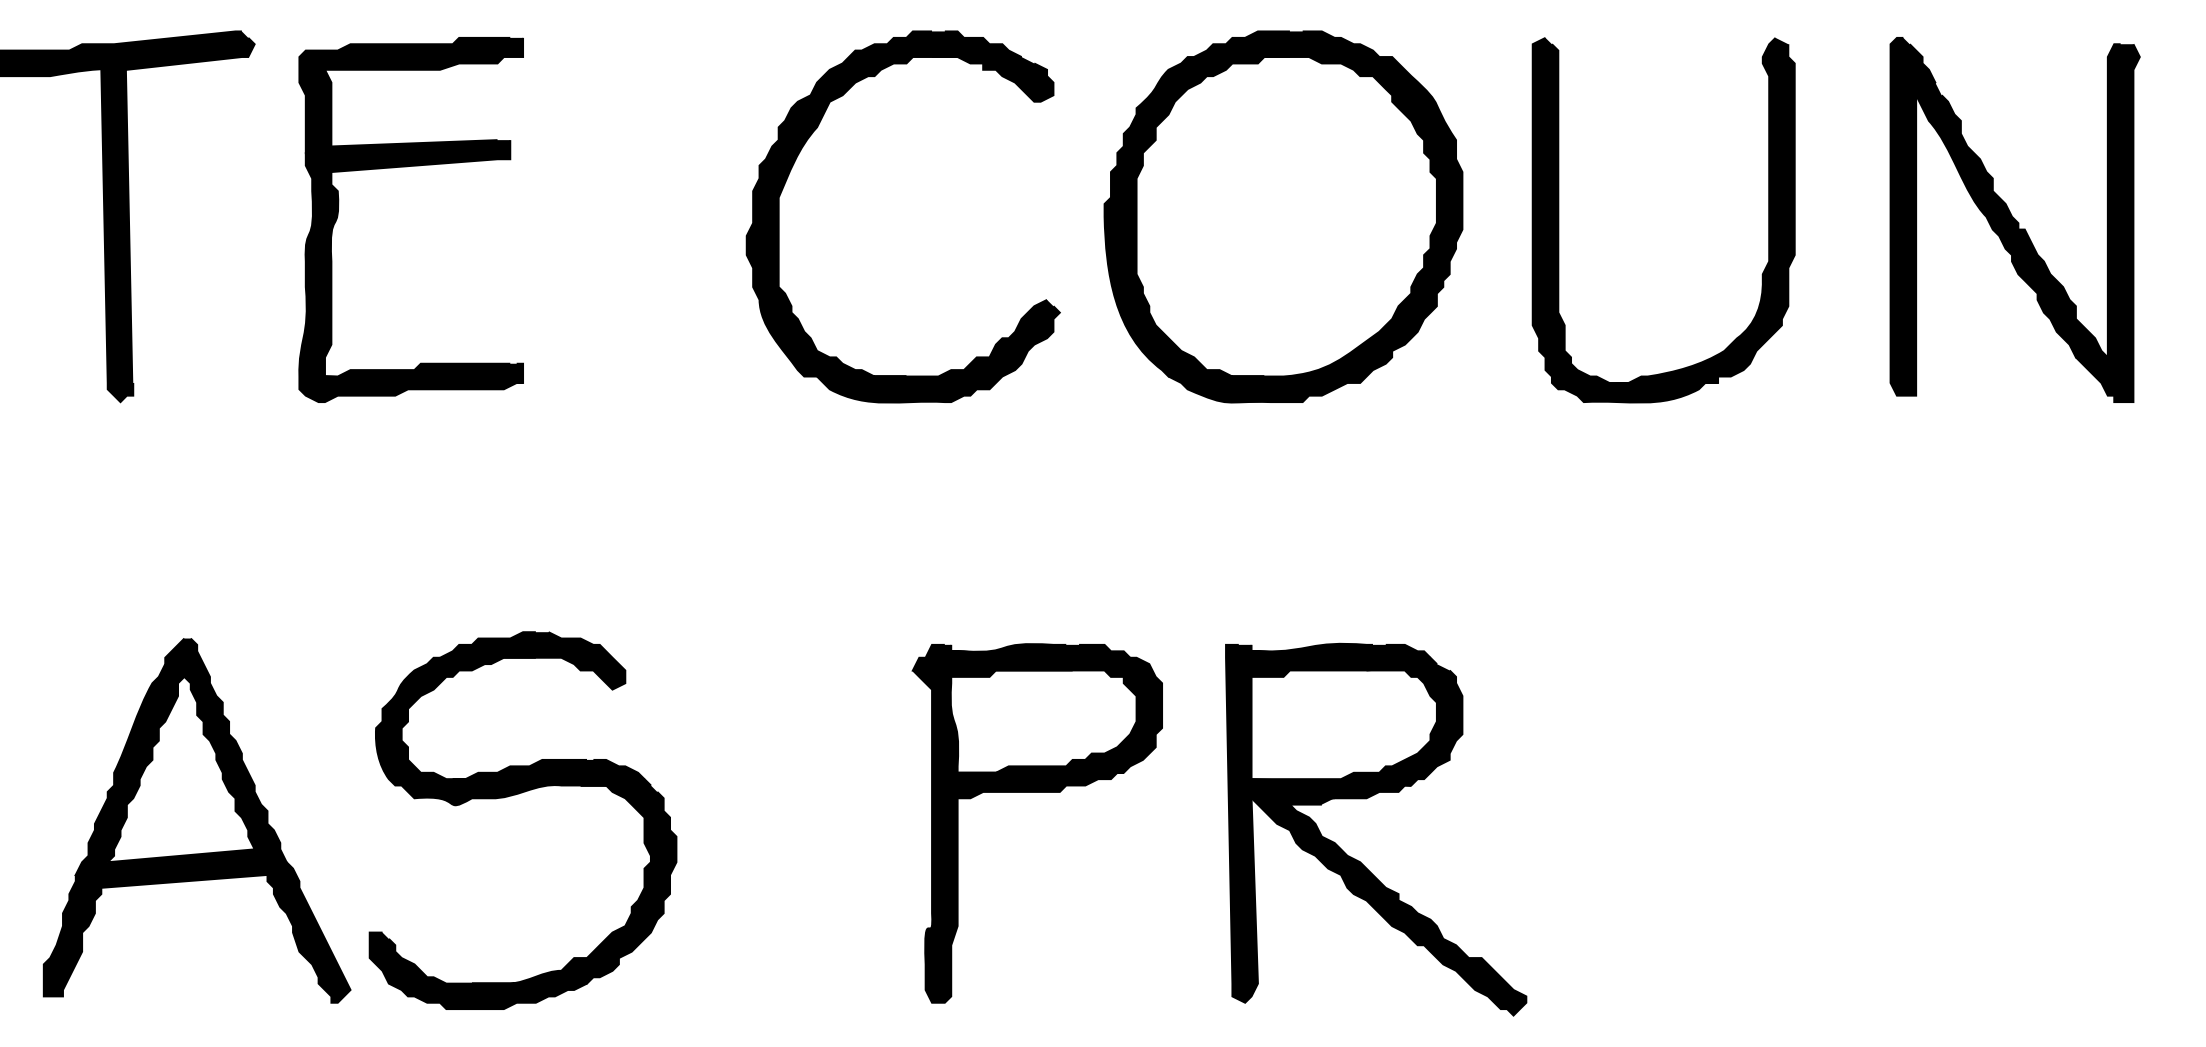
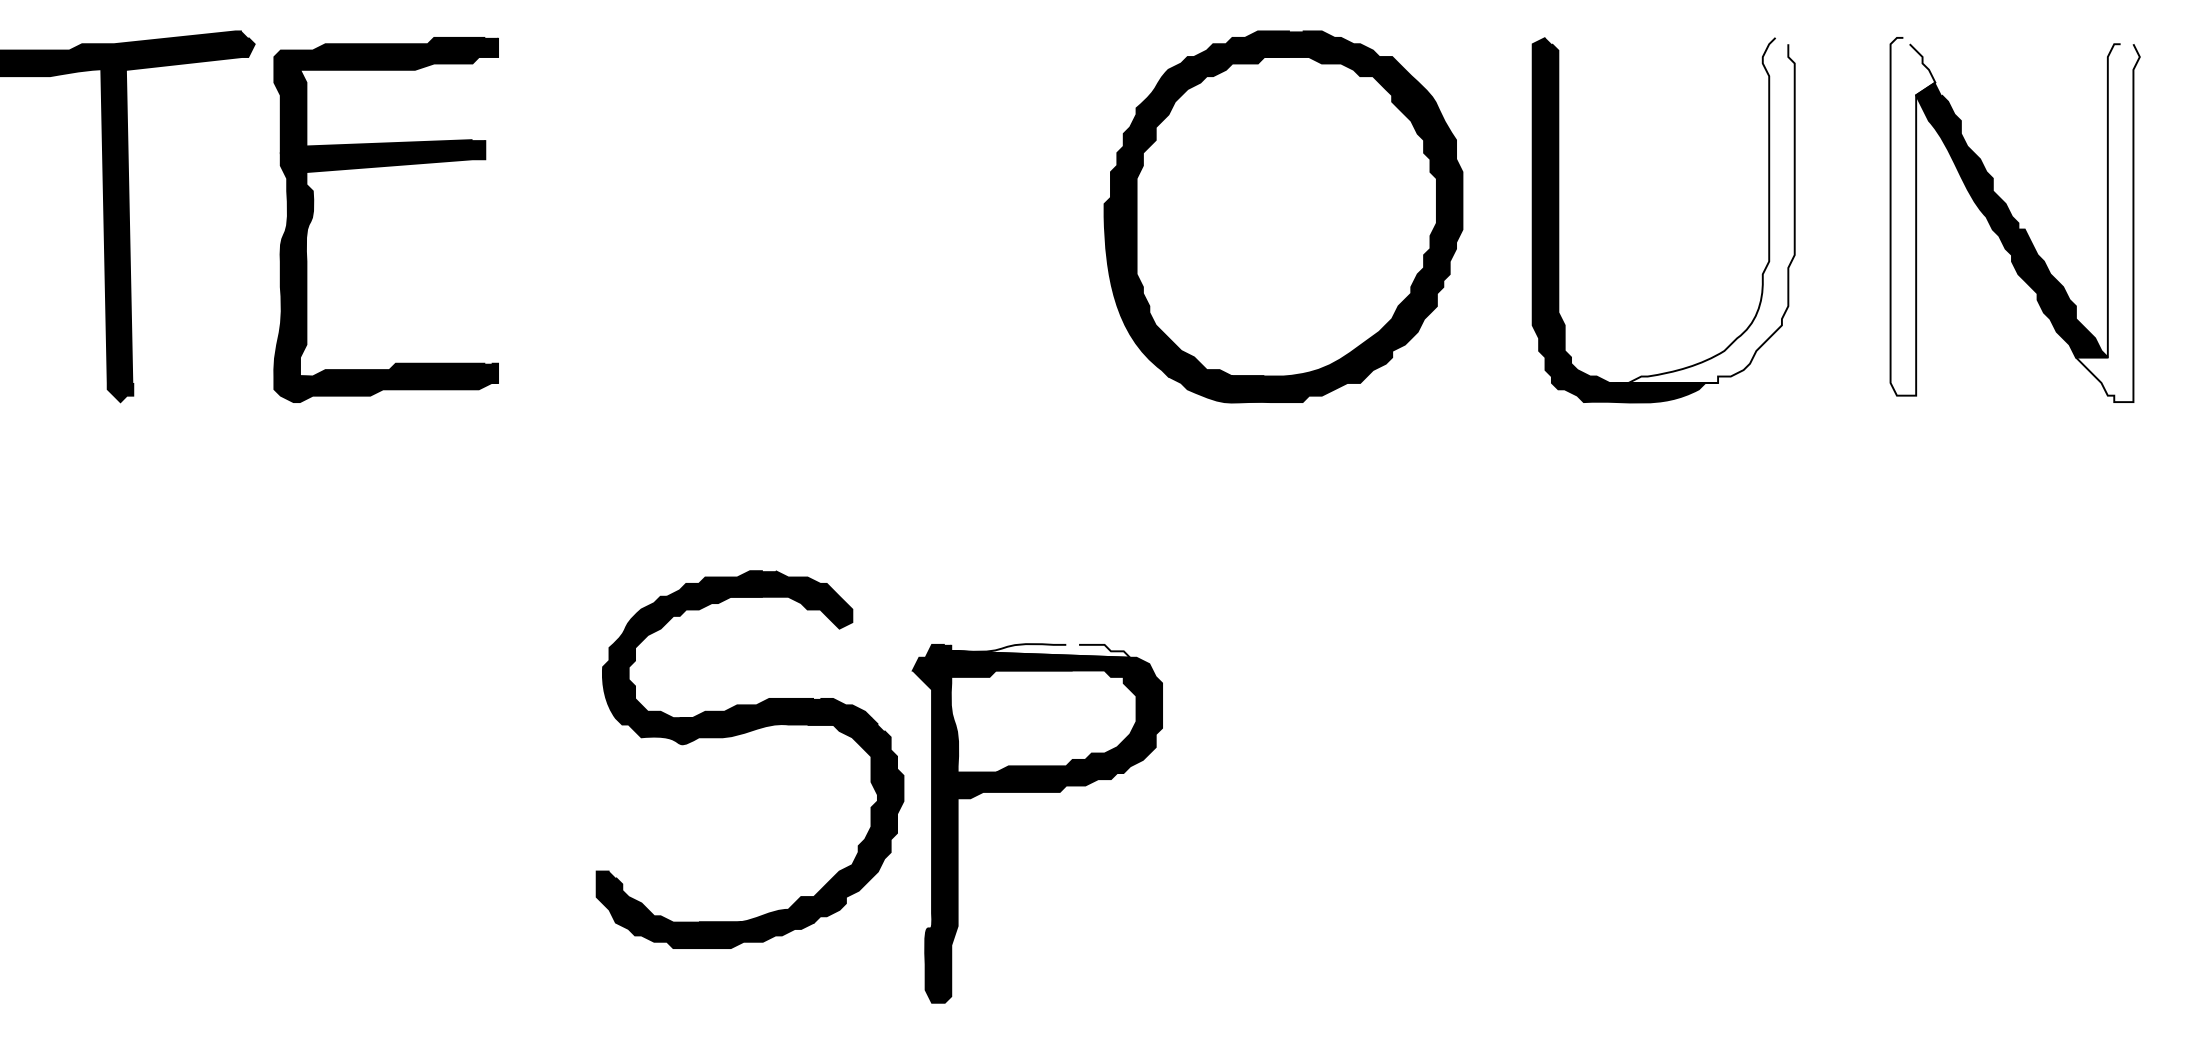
part: present -> none (795, 162)
part position: (407, 167) -> (382, 167) (382, 167)
fill: present -> none (1704, 209)
fill: present -> none (1912, 216)
fill: present -> none (2107, 223)
fill: present -> none (1040, 650)
part position: (515, 795) -> (742, 734) (742, 734)
part: present -> none (1366, 799)
part: present -> none (196, 820)
